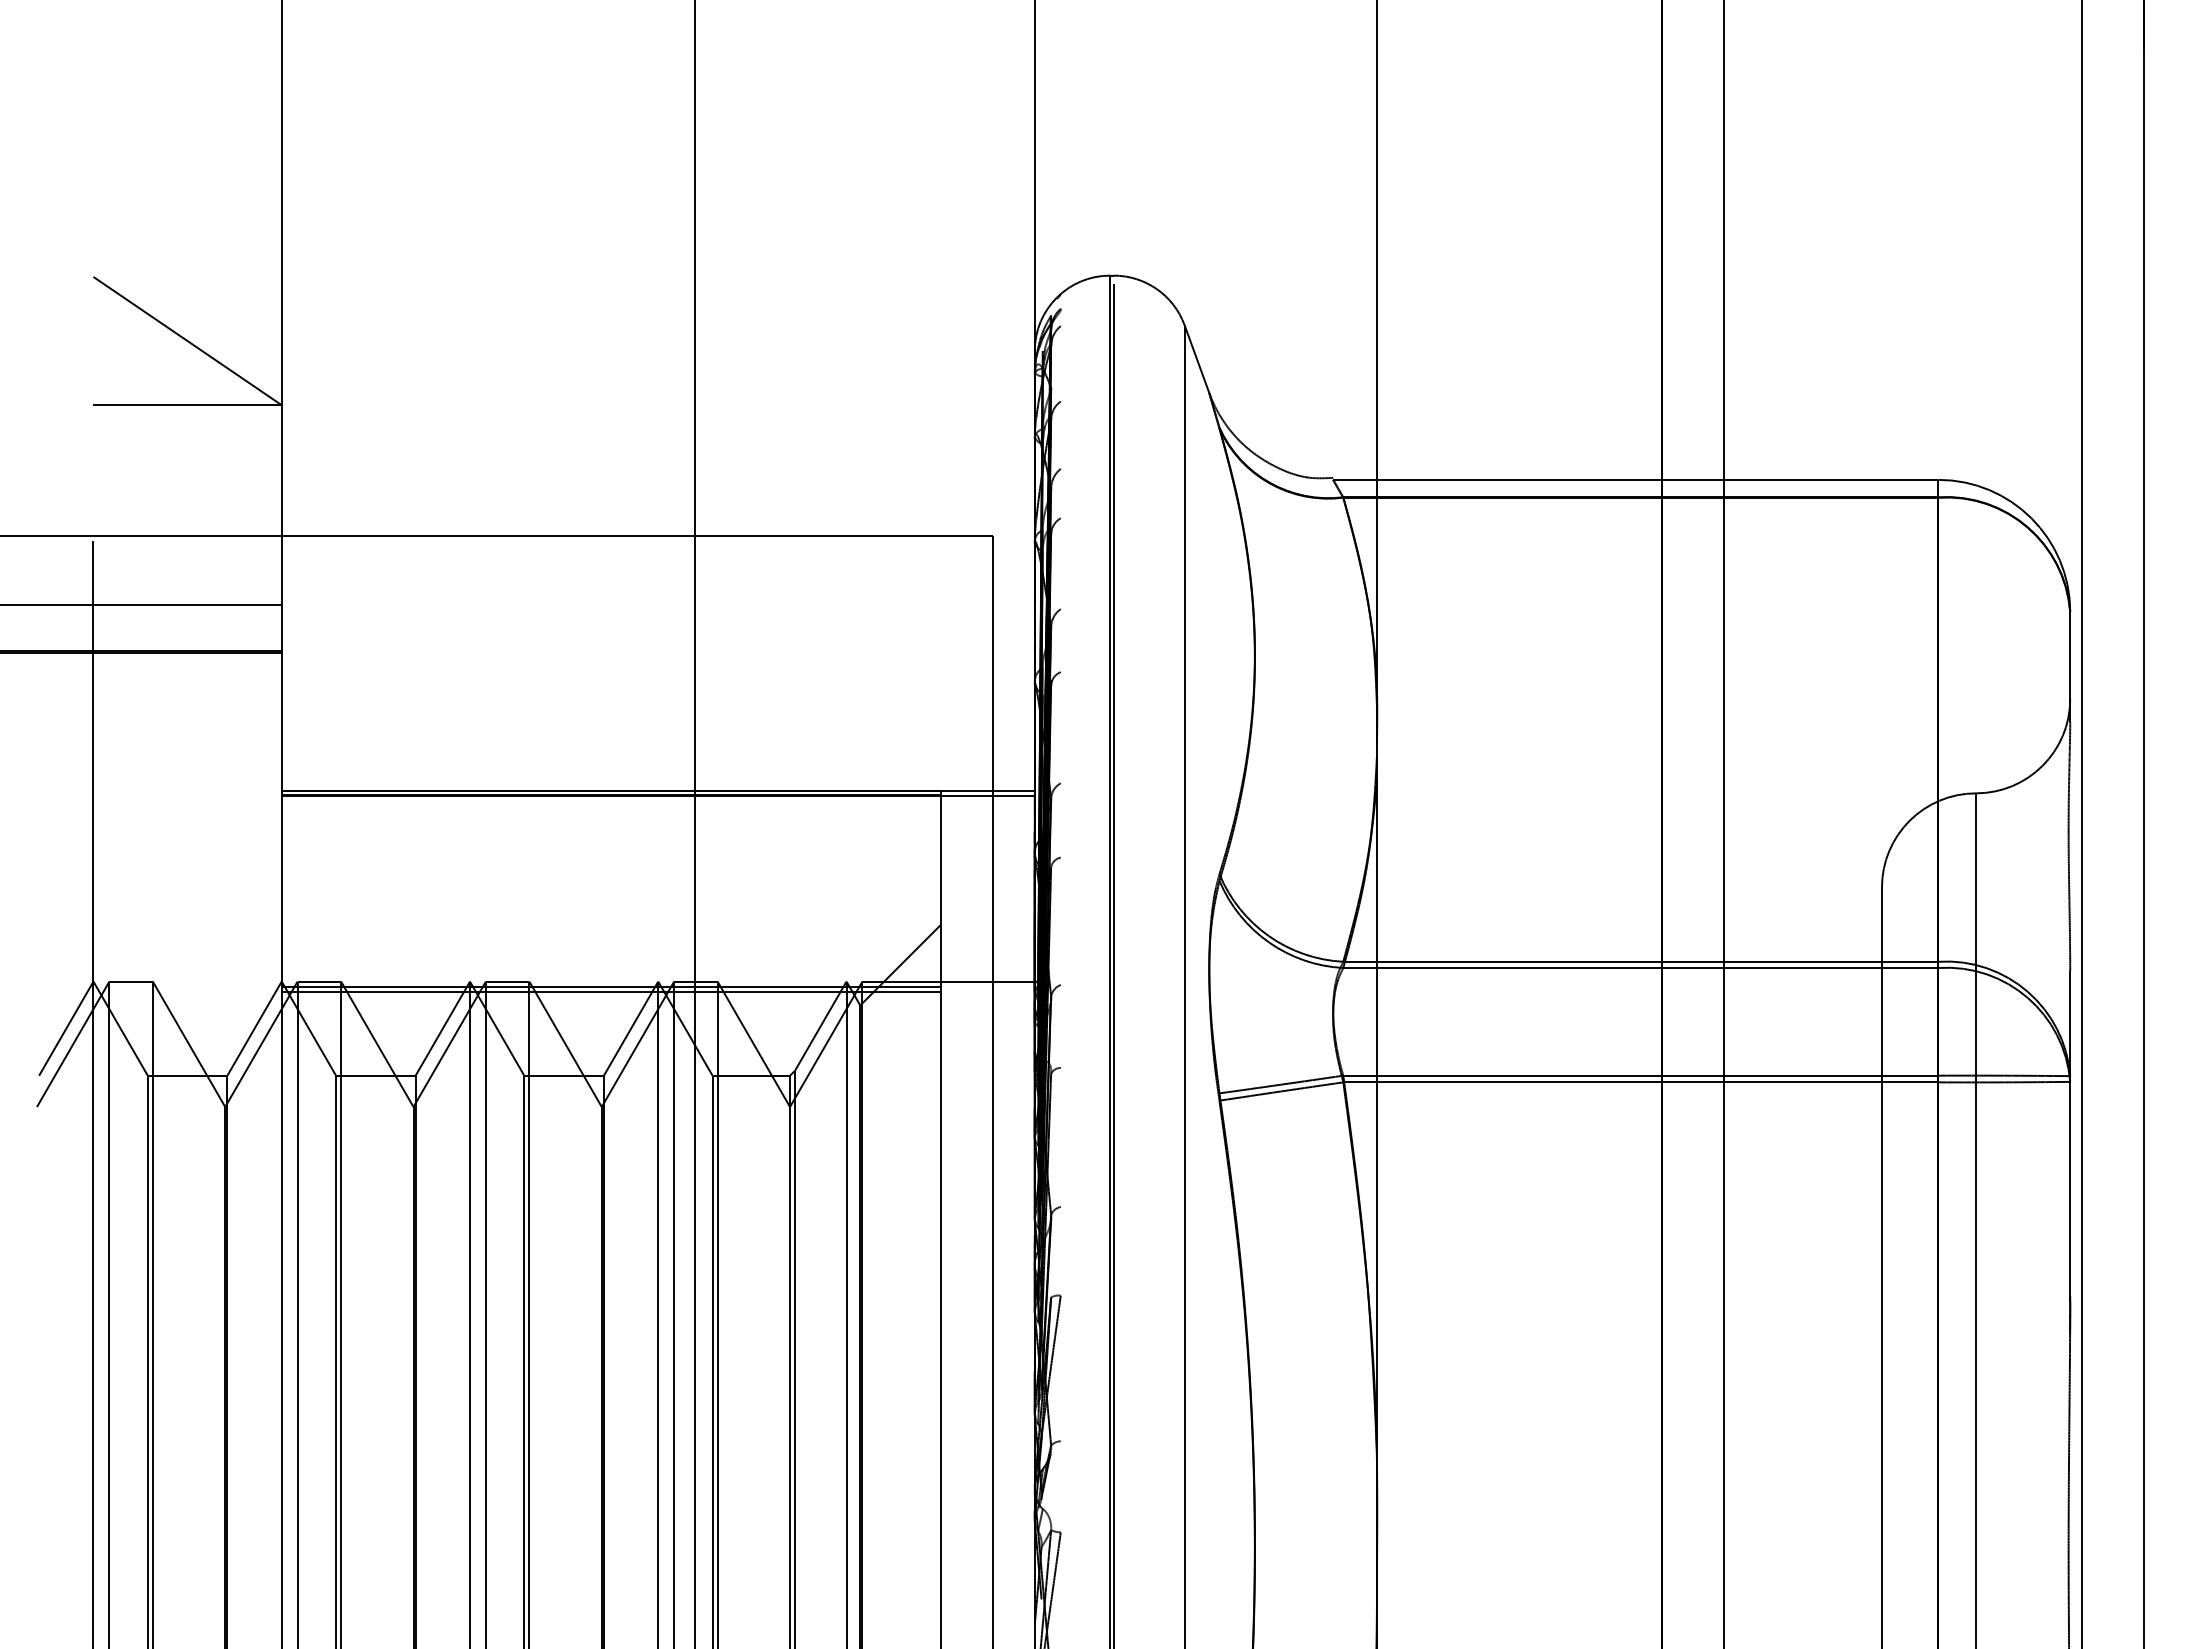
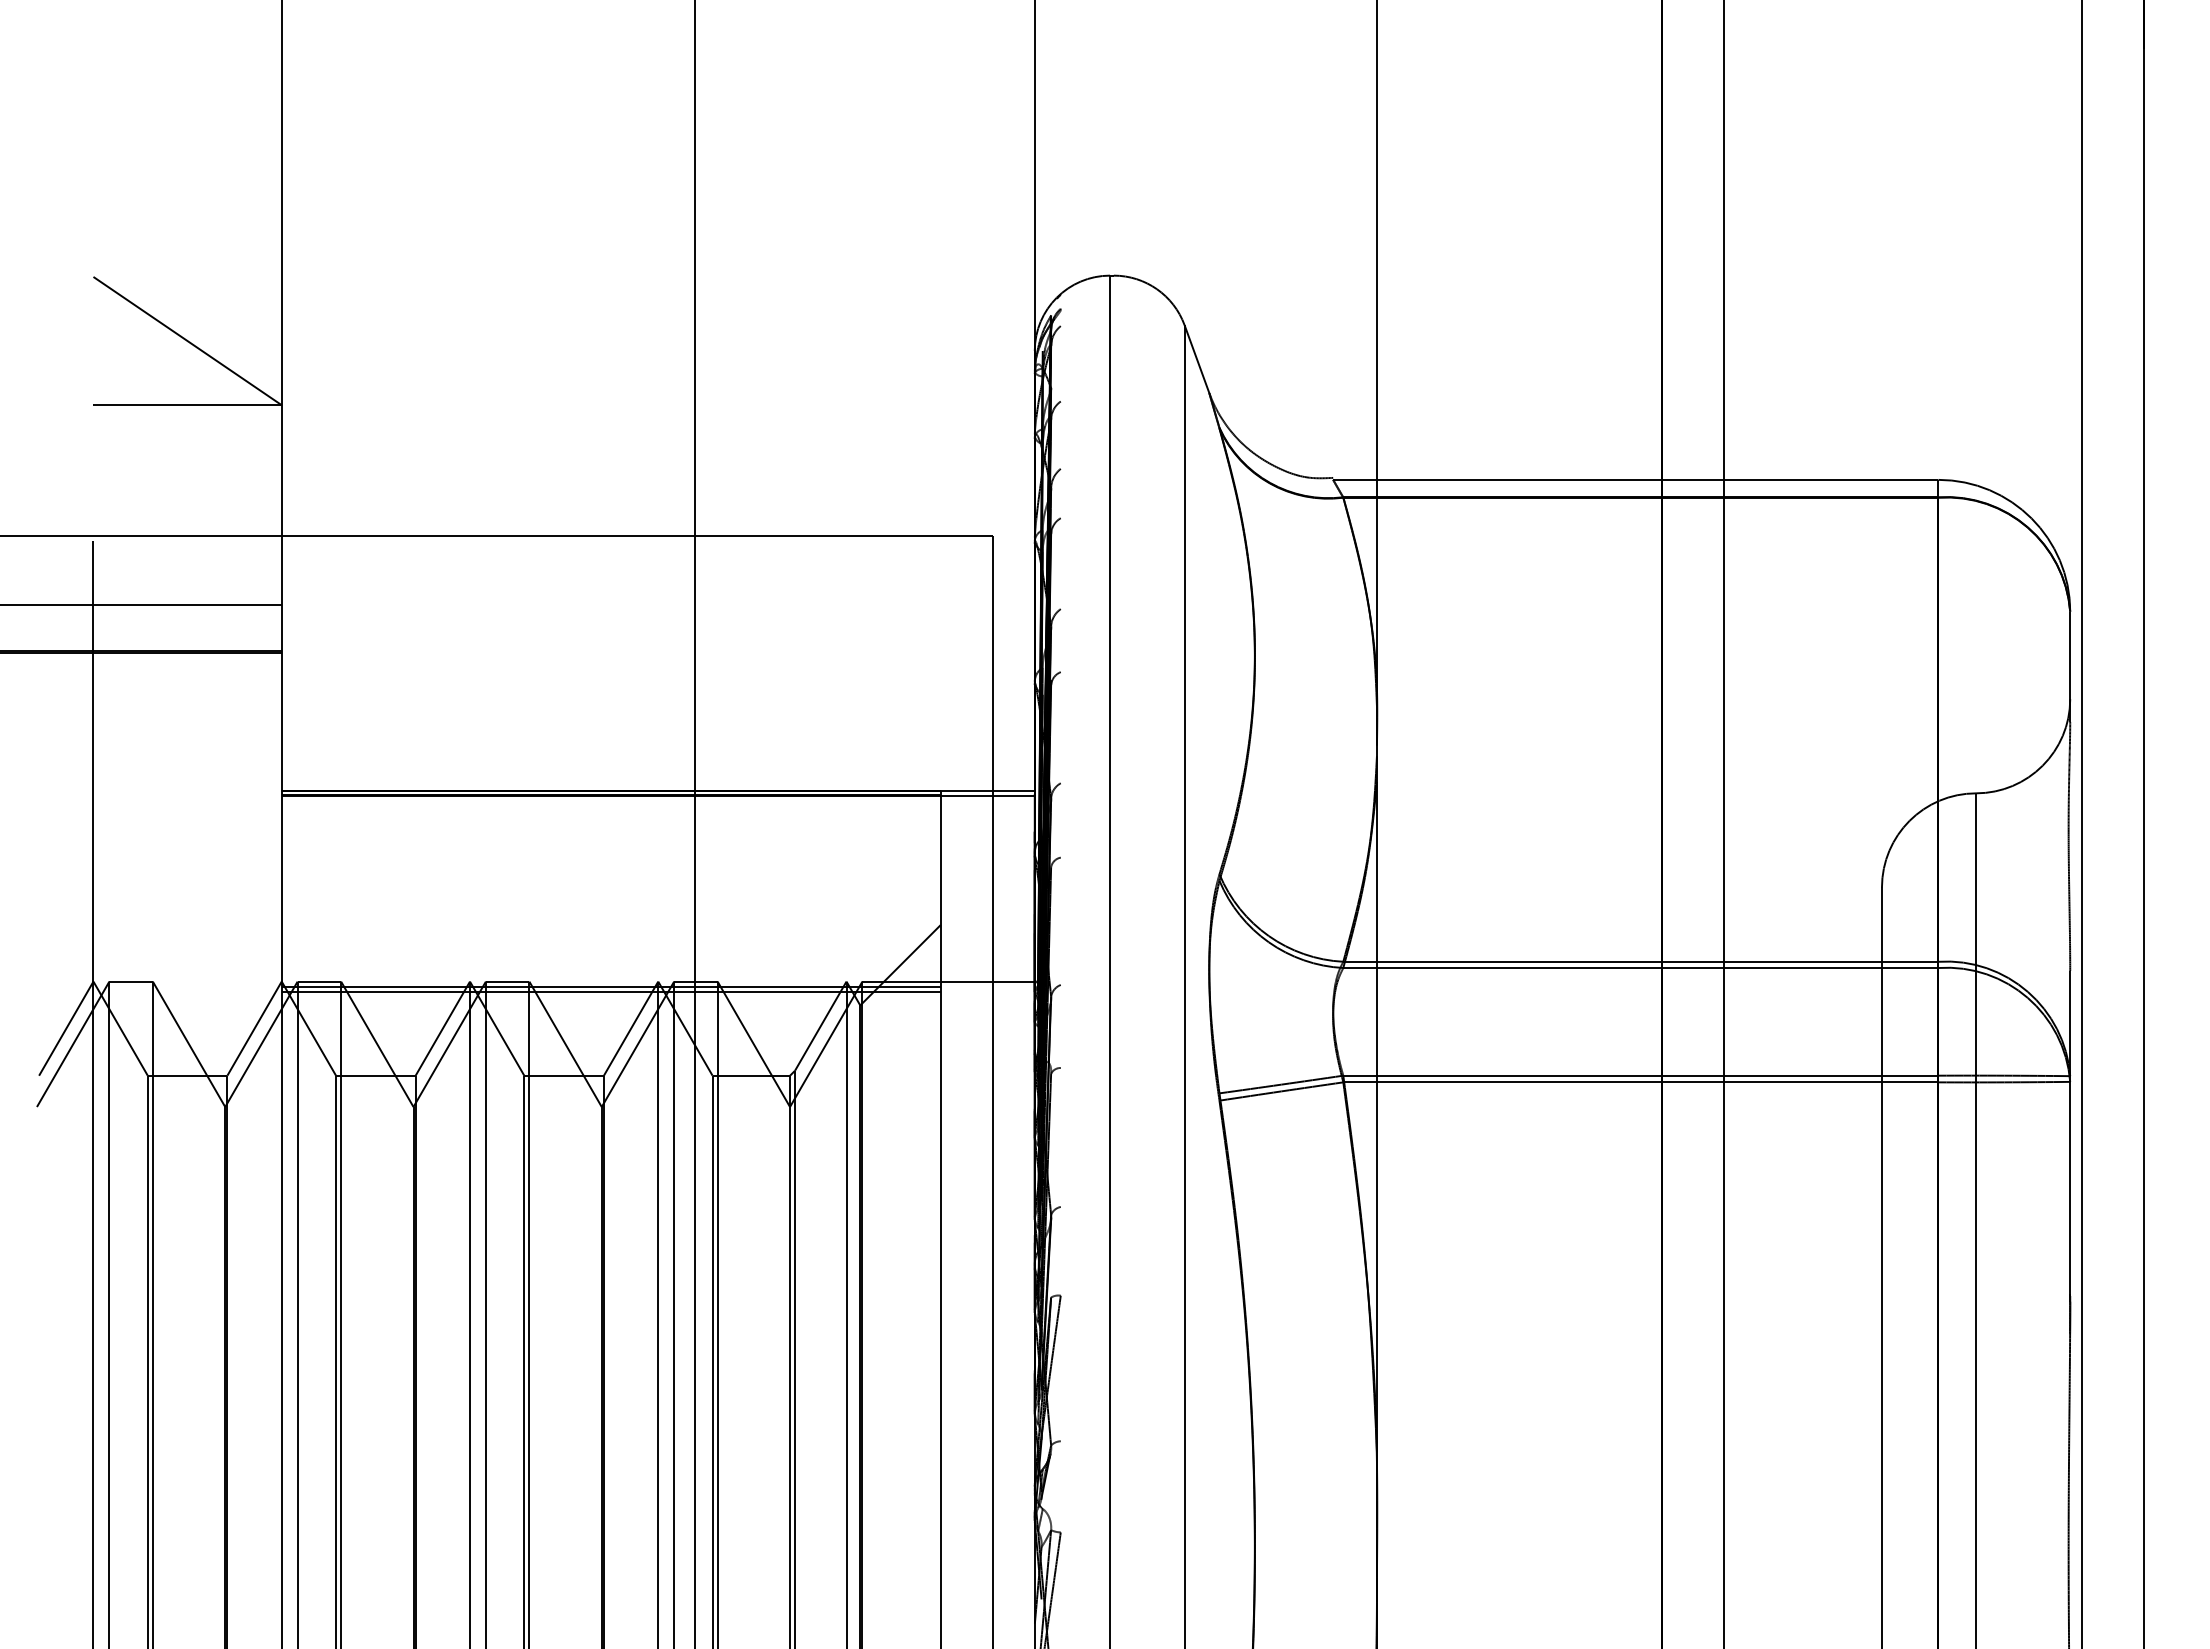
line: present -> none (1113, 964)
